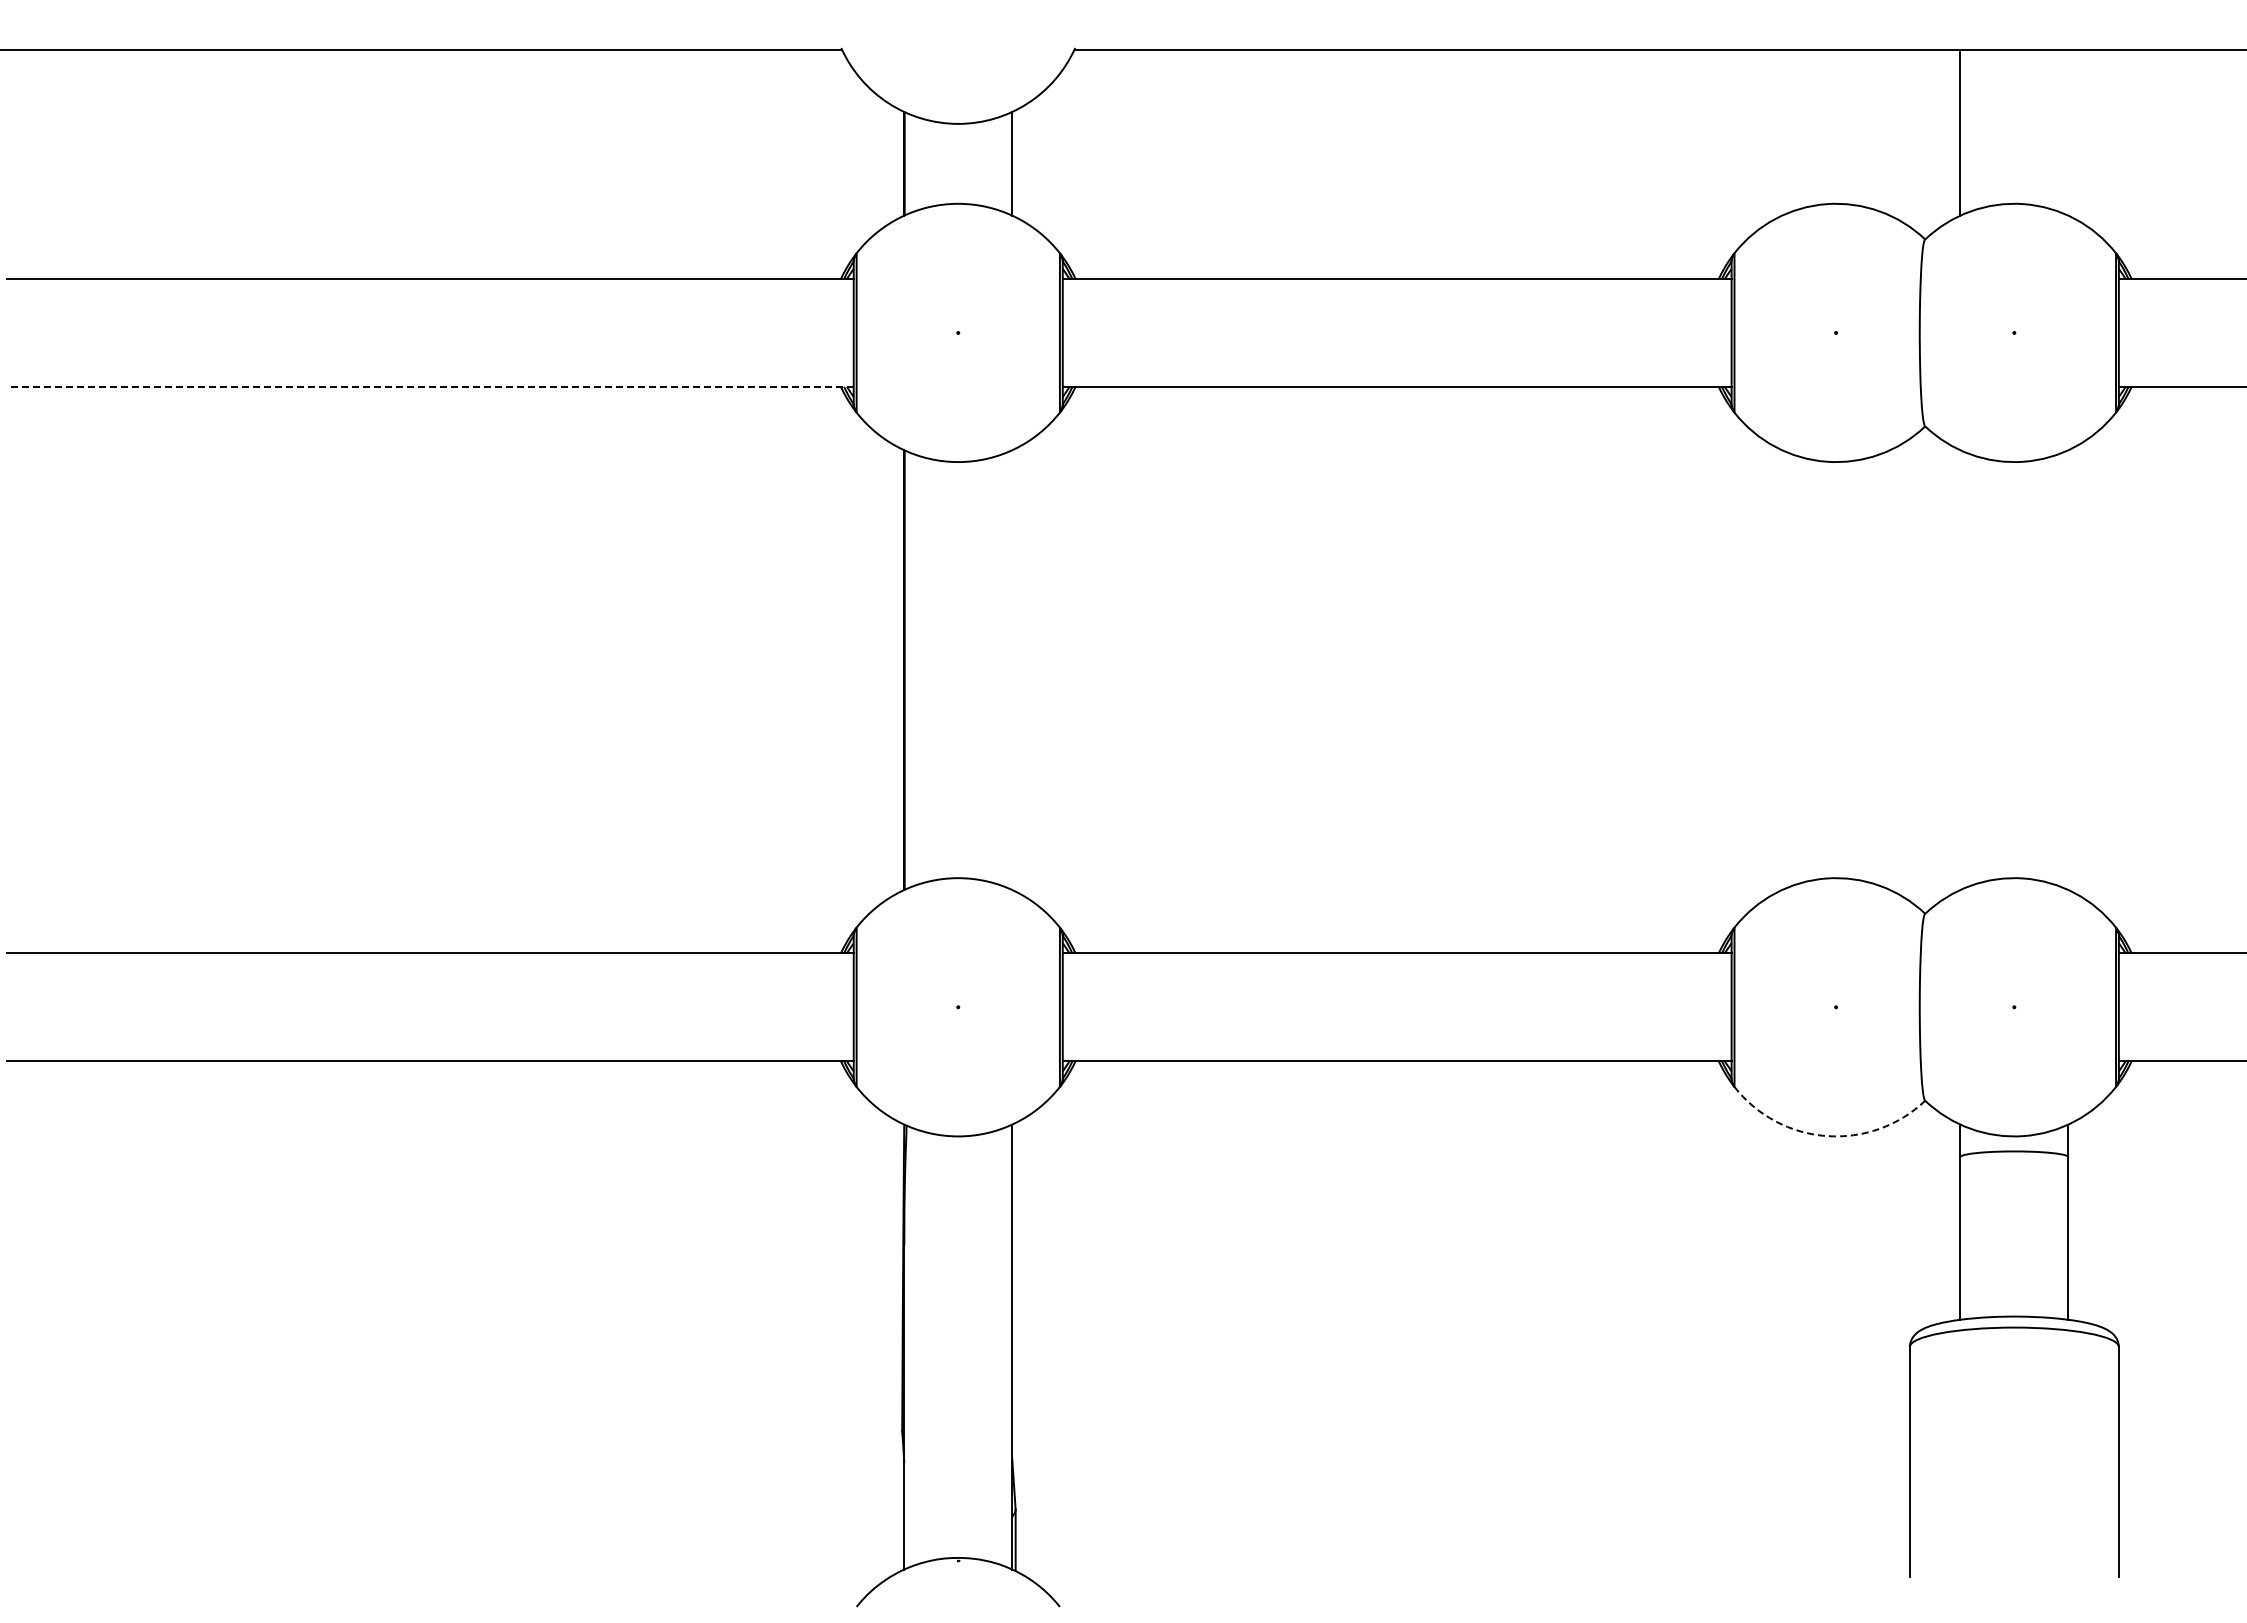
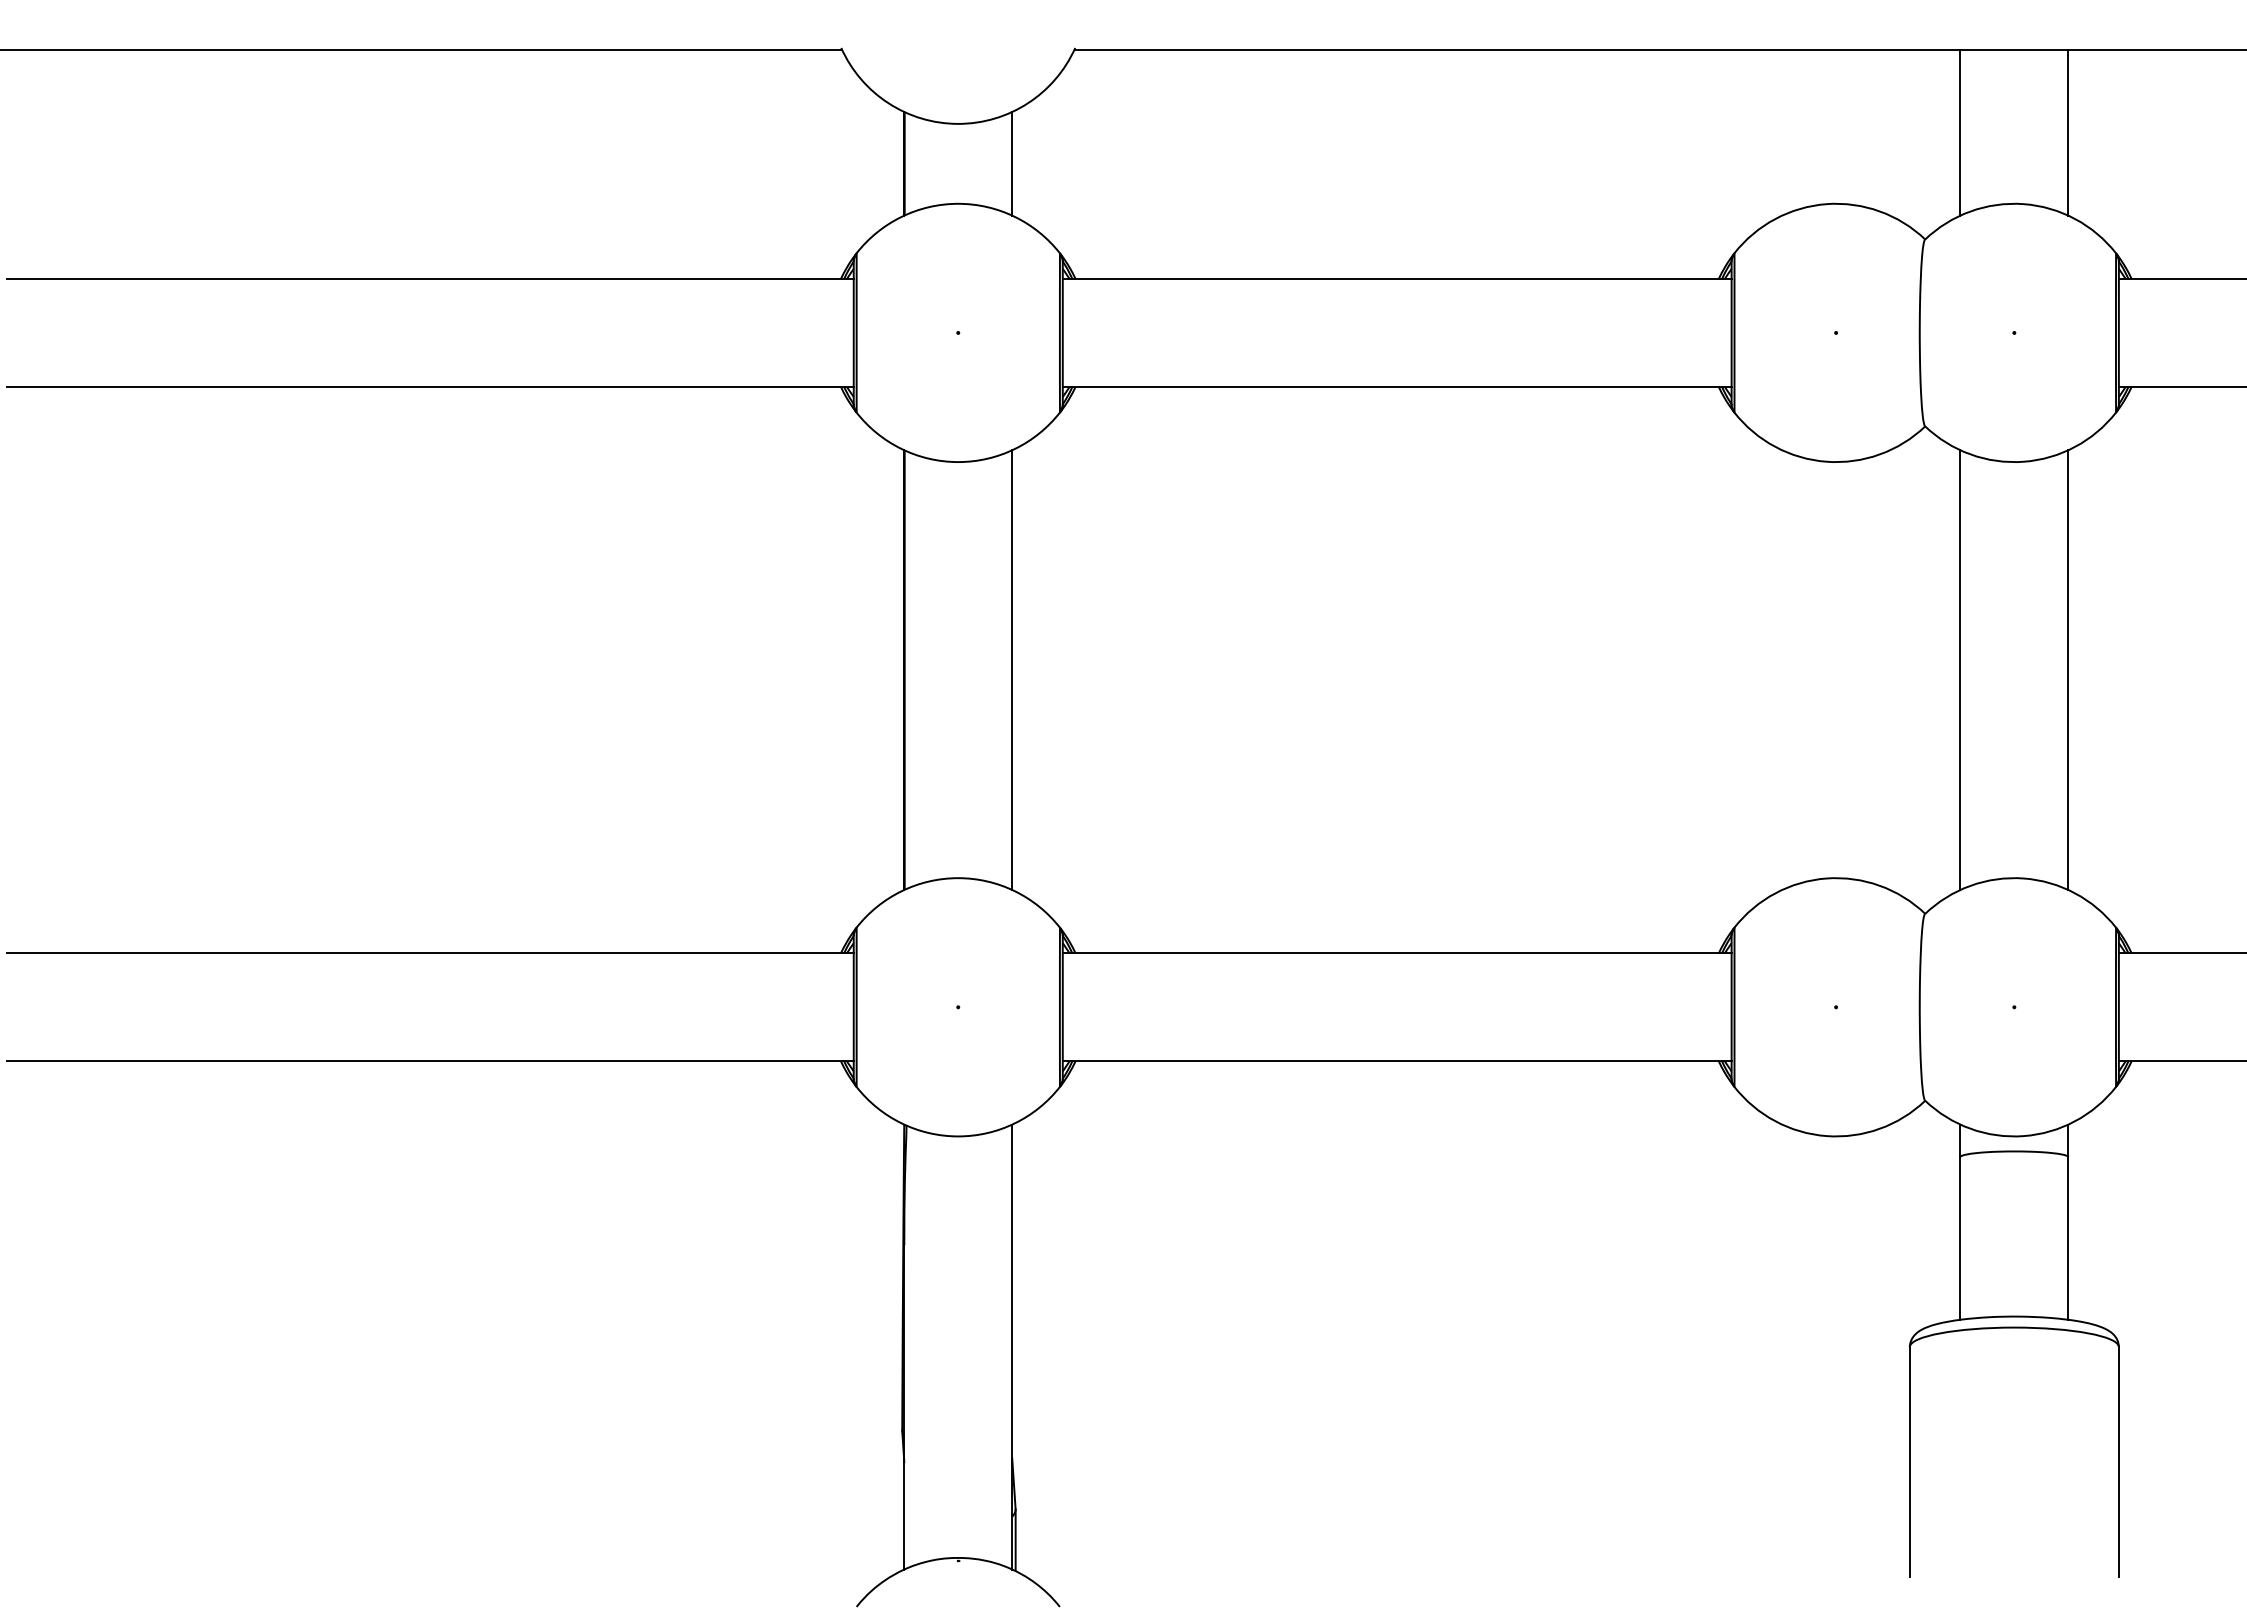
line: none -> present (2068, 132)
line: dashed -> solid (430, 386)
line: none -> present (1012, 669)
line: none -> present (1960, 669)
line: none -> present (2068, 669)
arc: dashed -> solid (1826, 1136)
